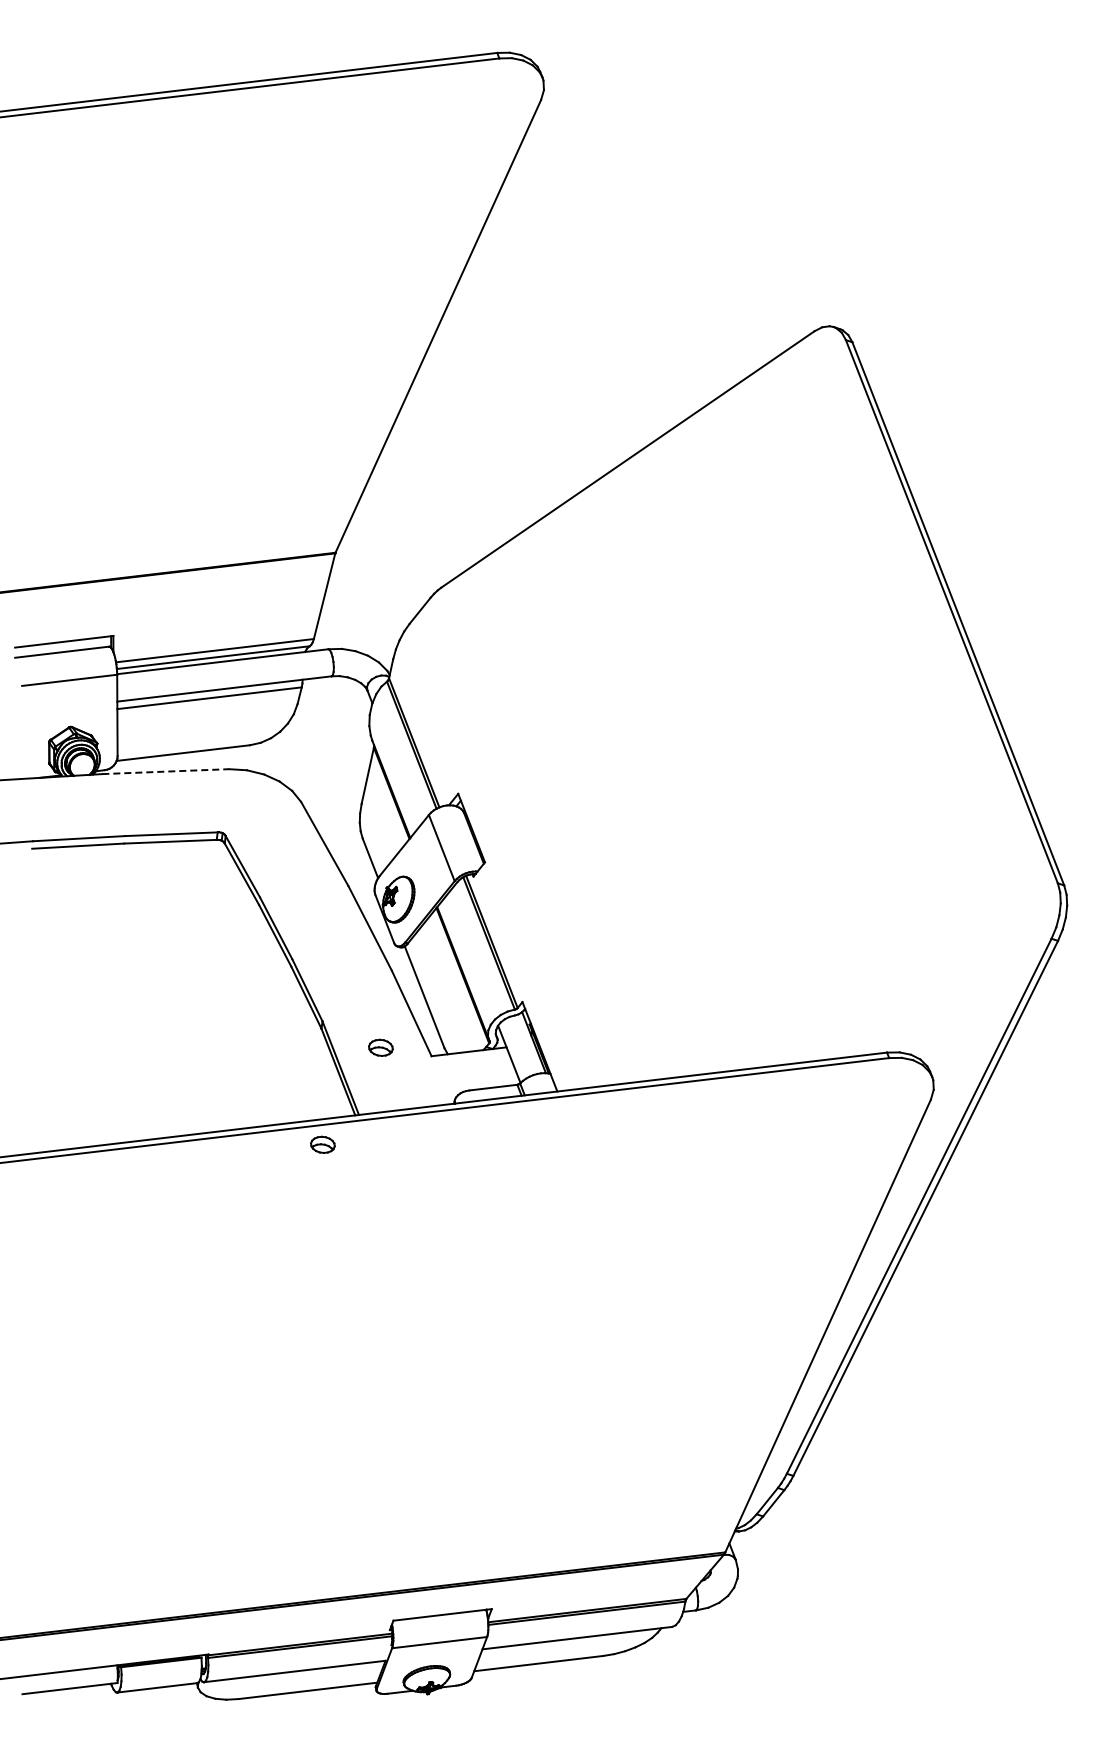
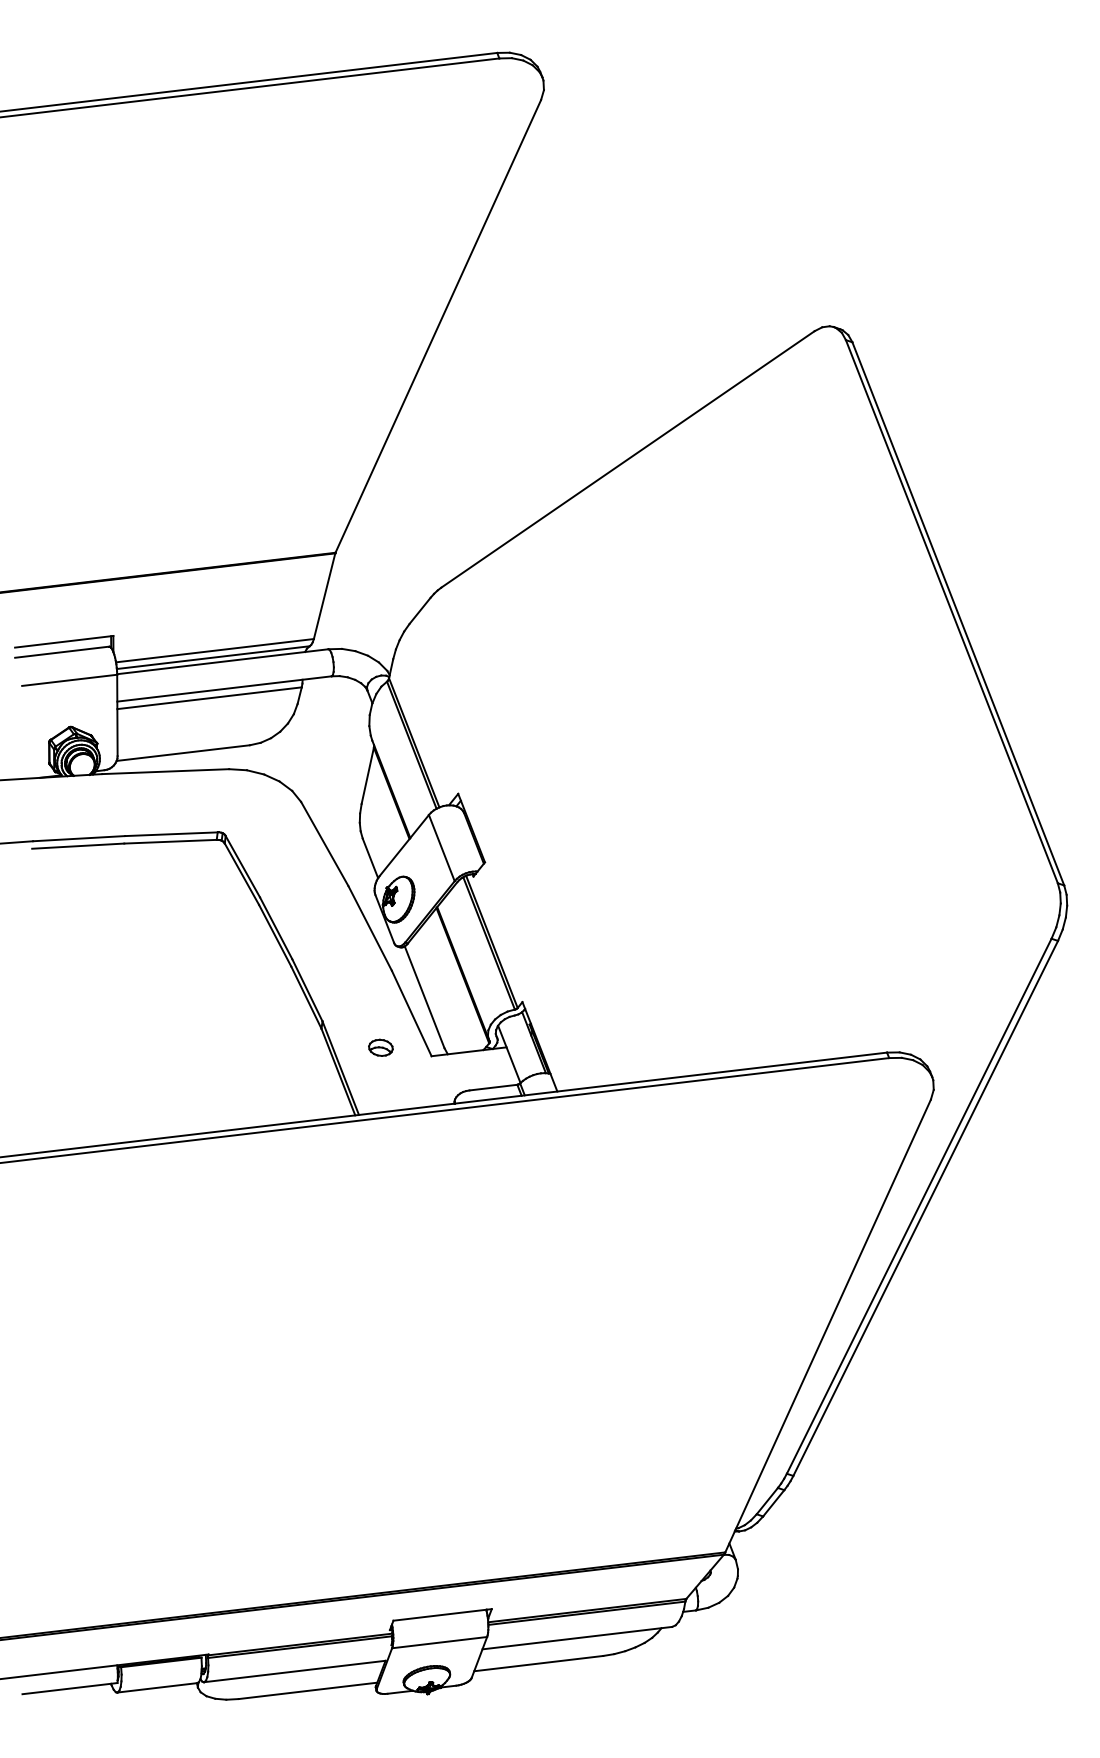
line: dashed -> solid (166, 771)
part: present -> none (322, 1144)
